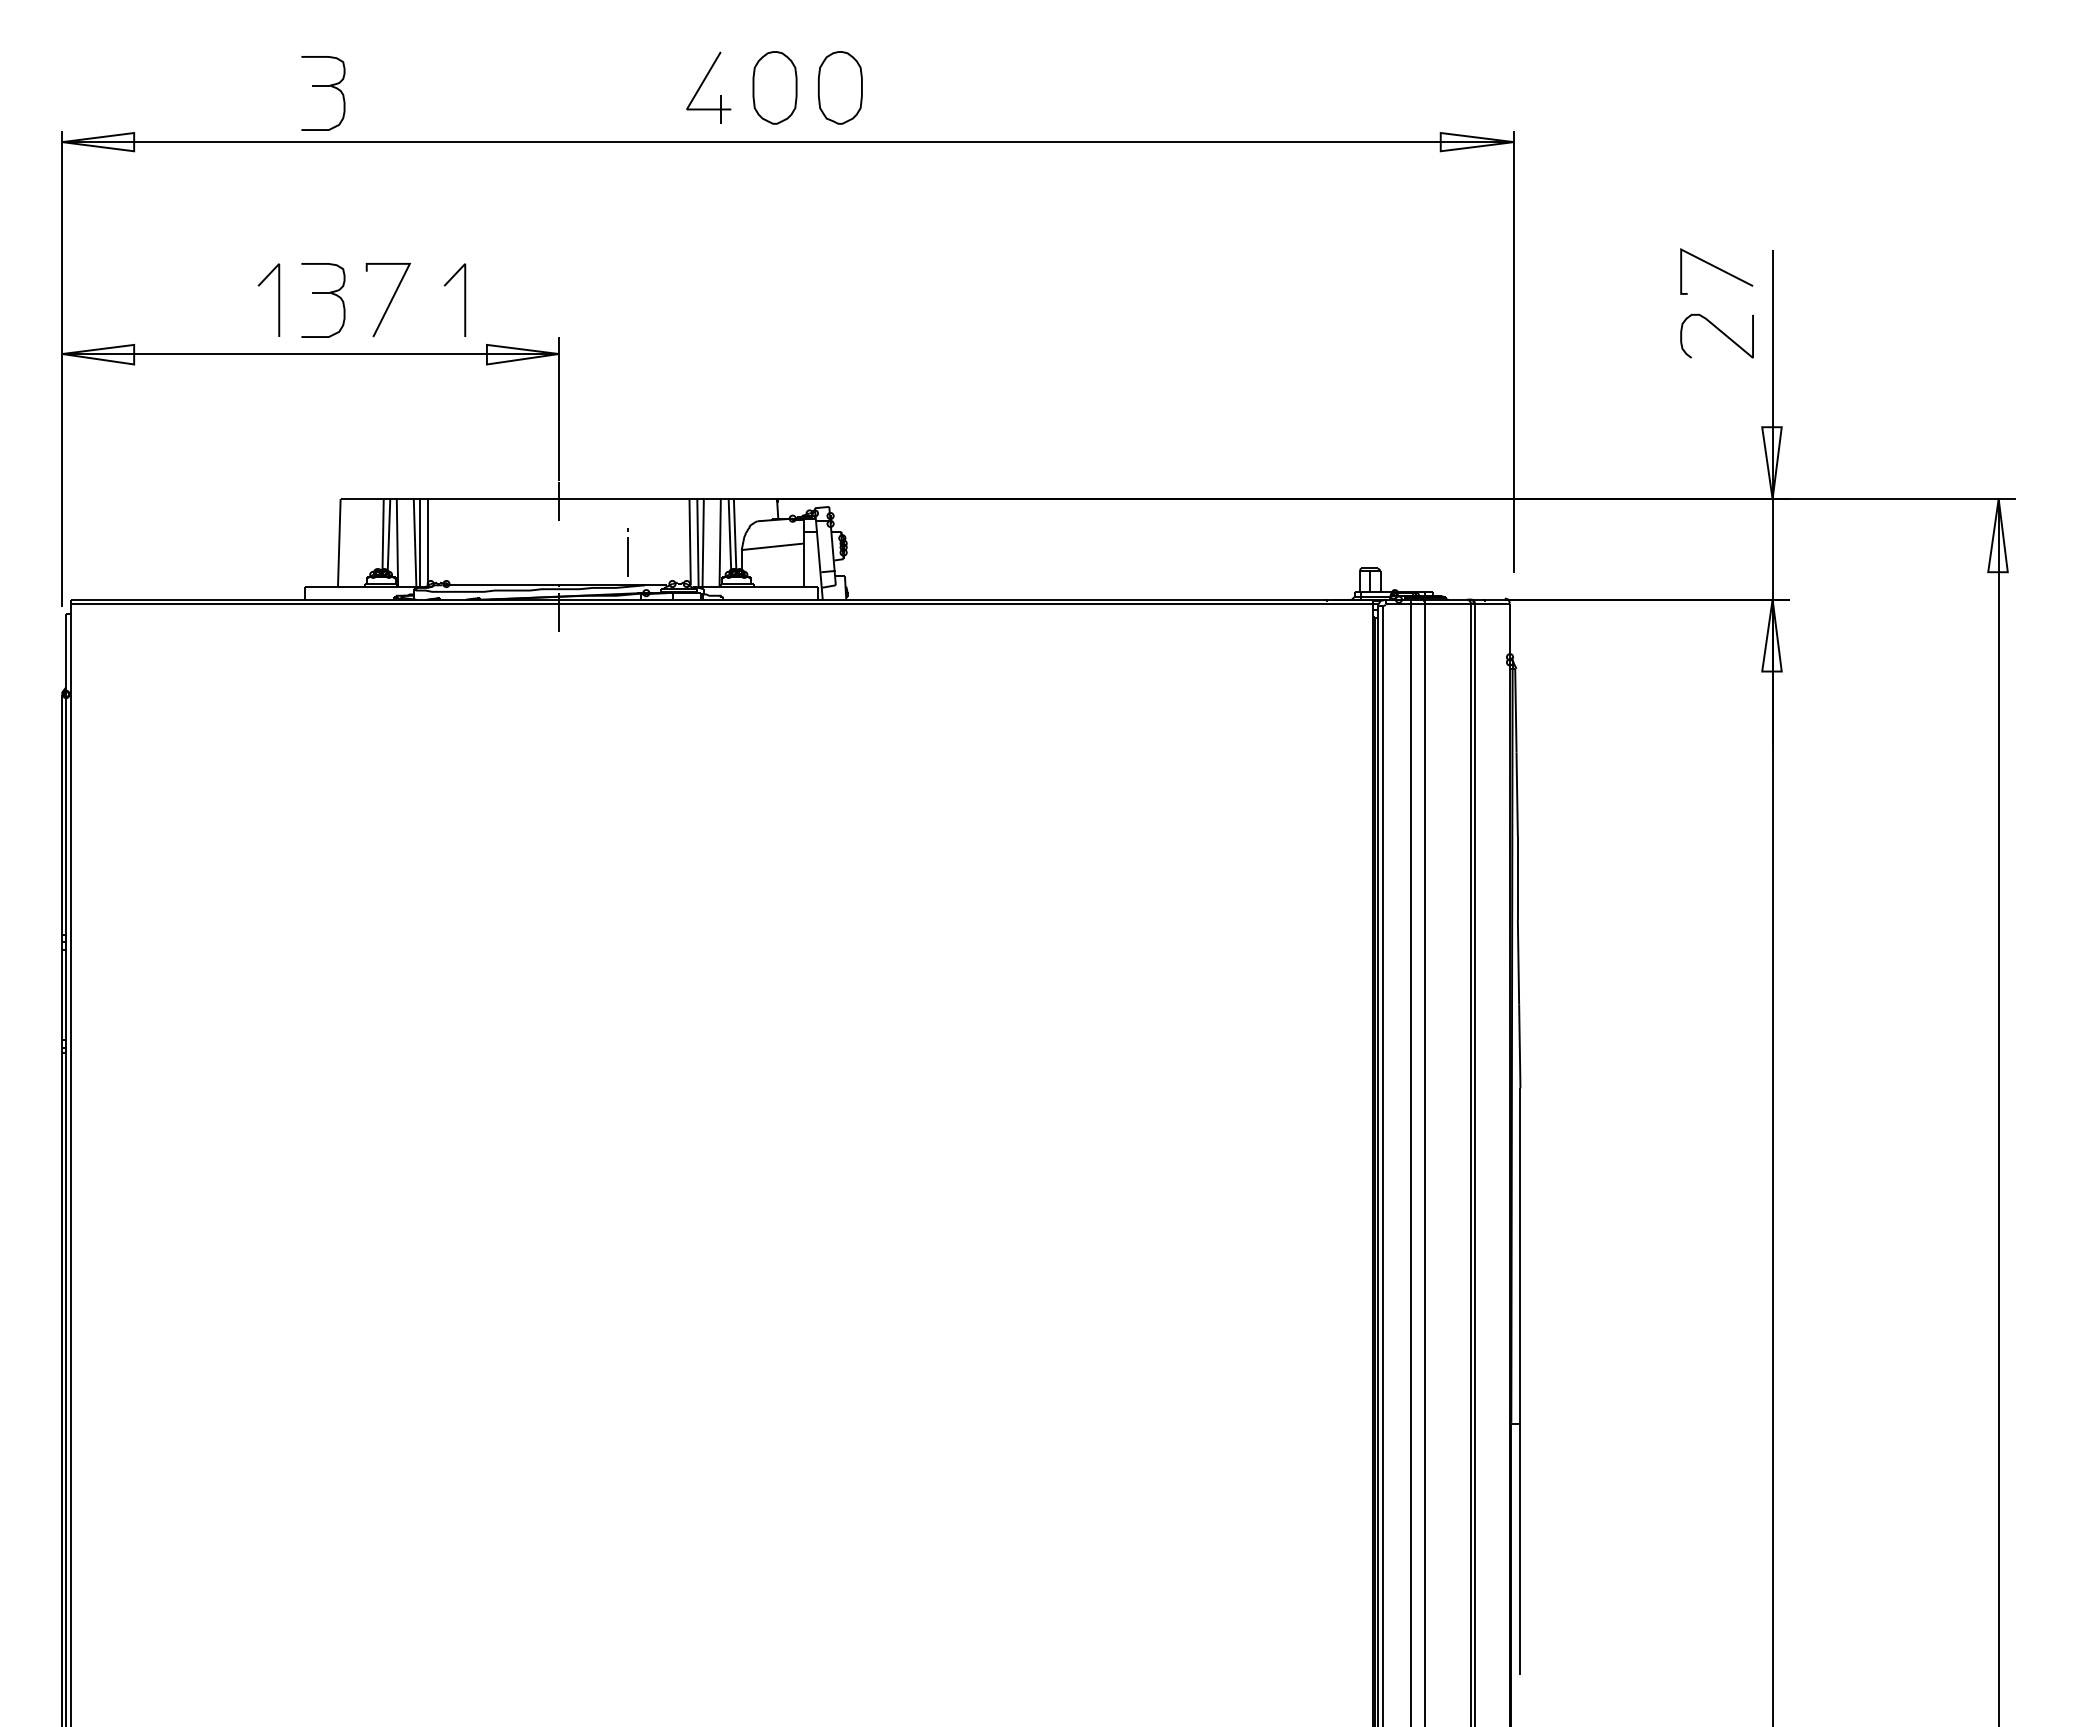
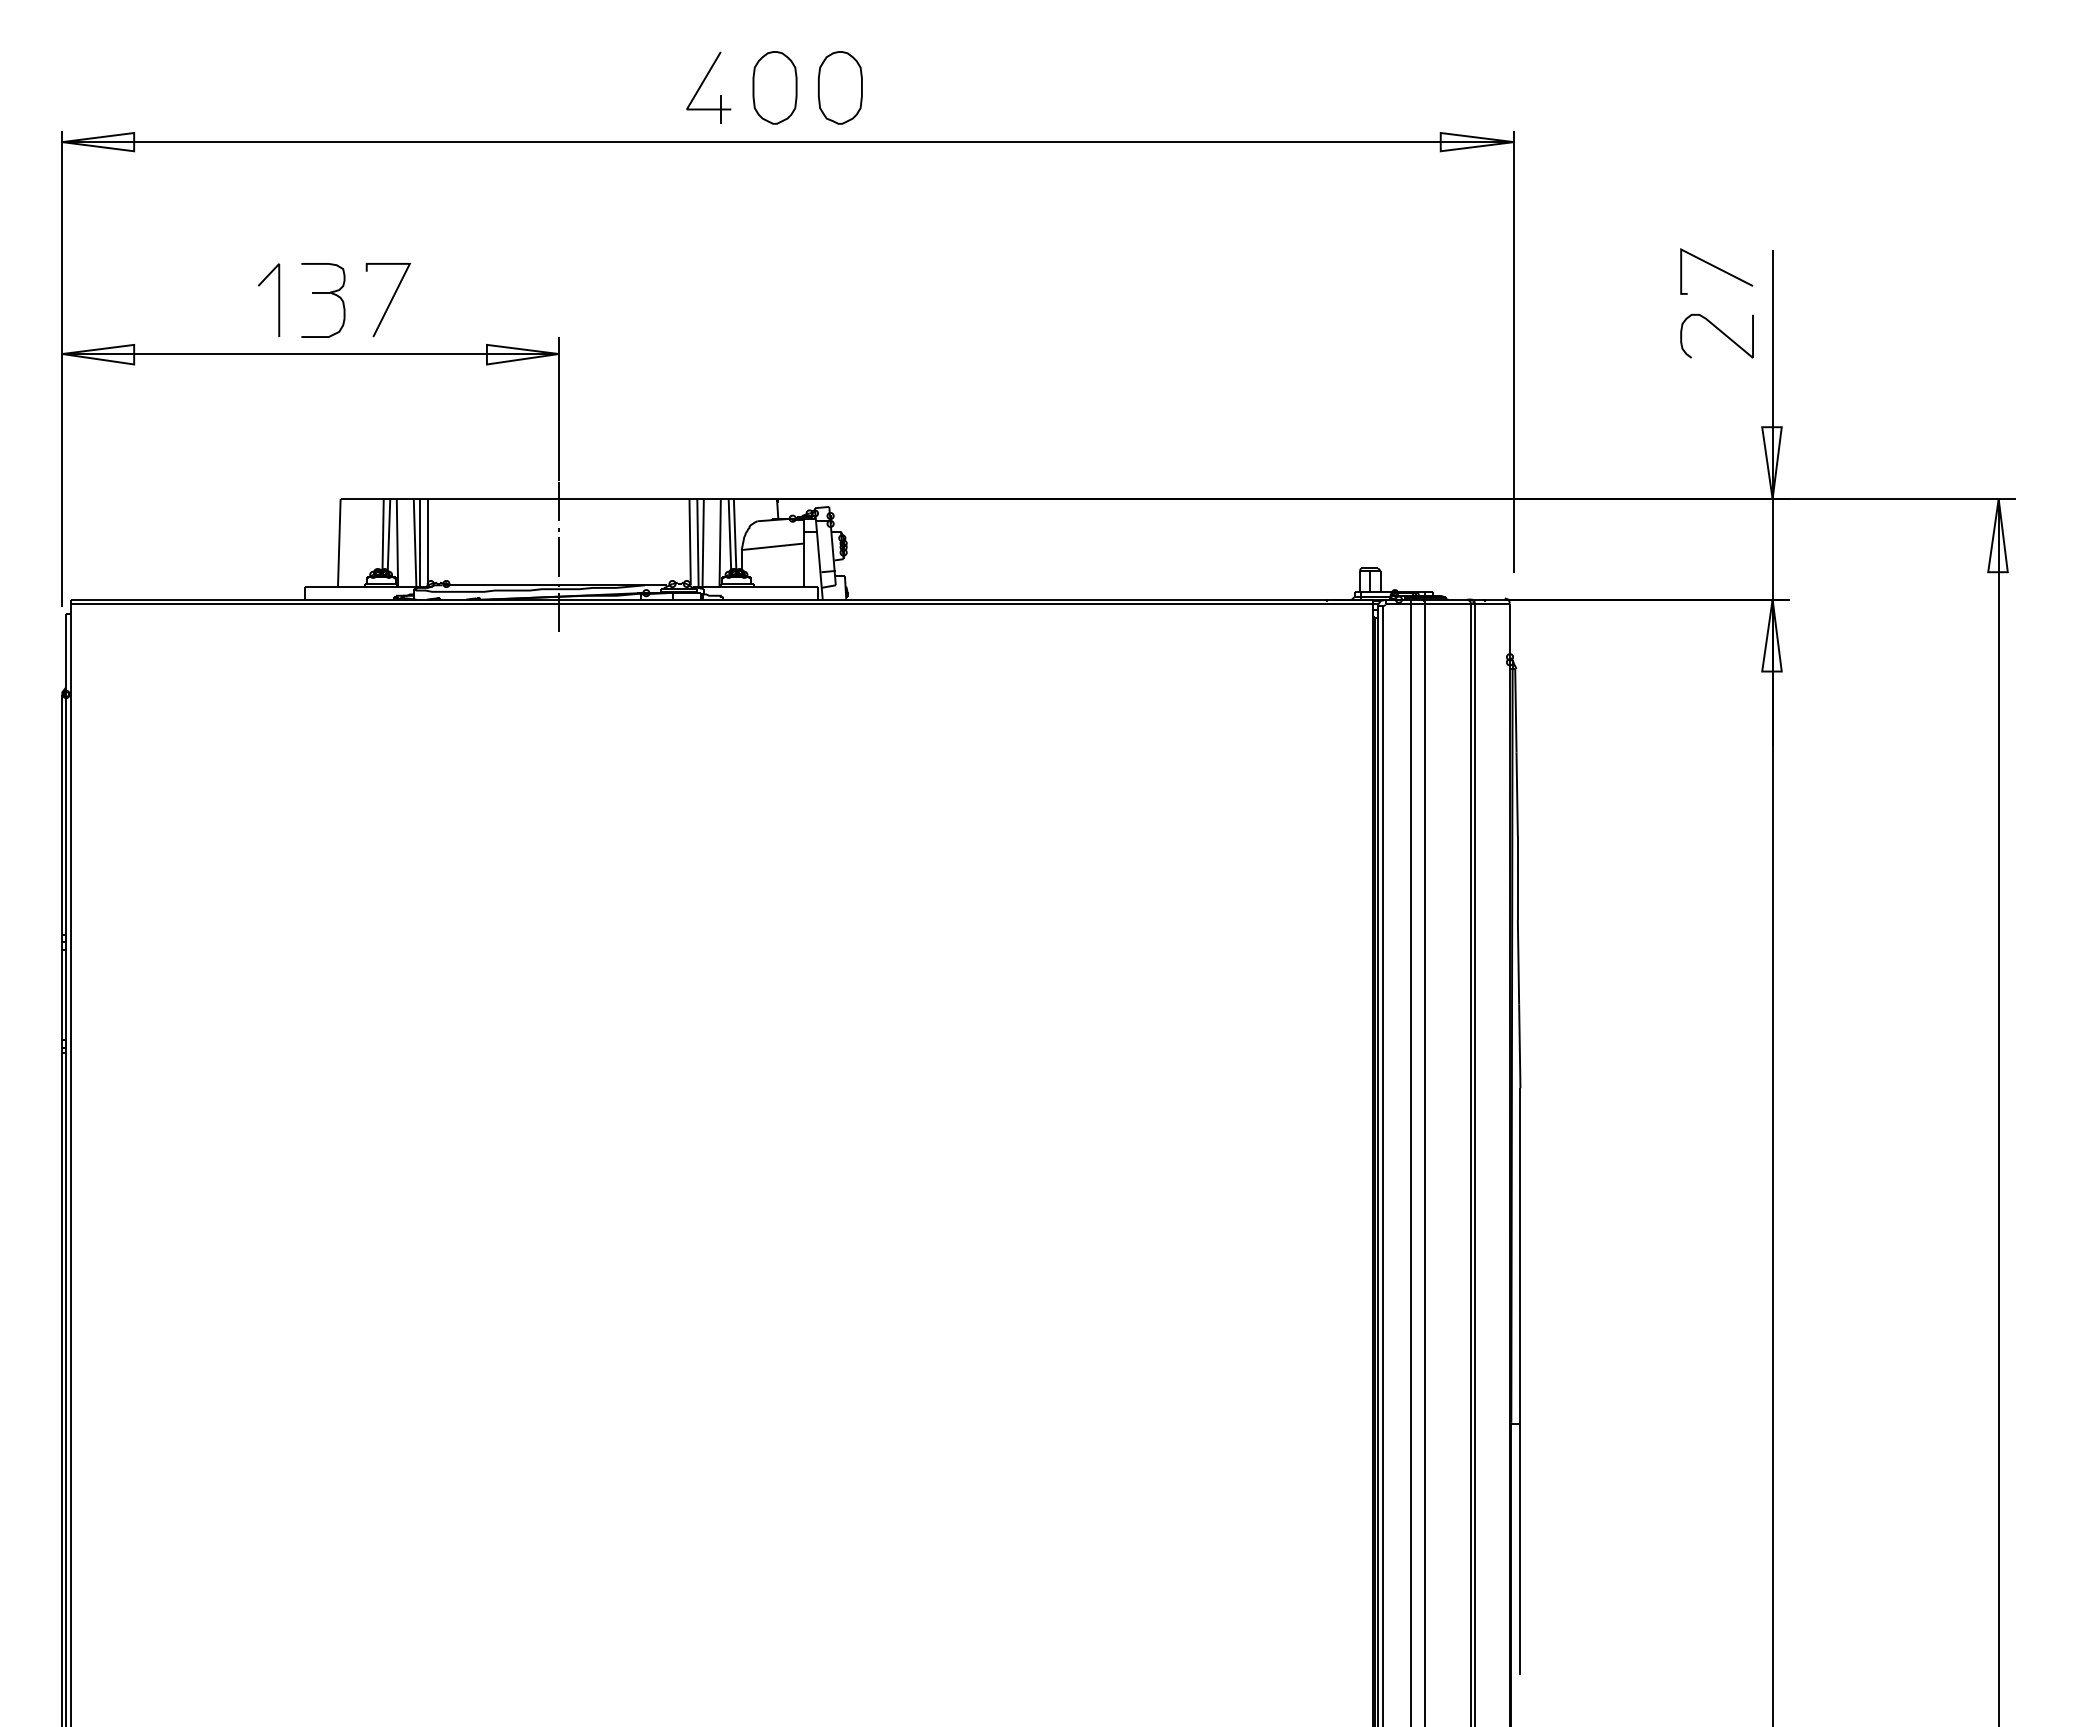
part: present -> none (323, 86)
curve: present -> none (464, 299)
line position: (627, 552) -> (558, 552) (558, 552)
